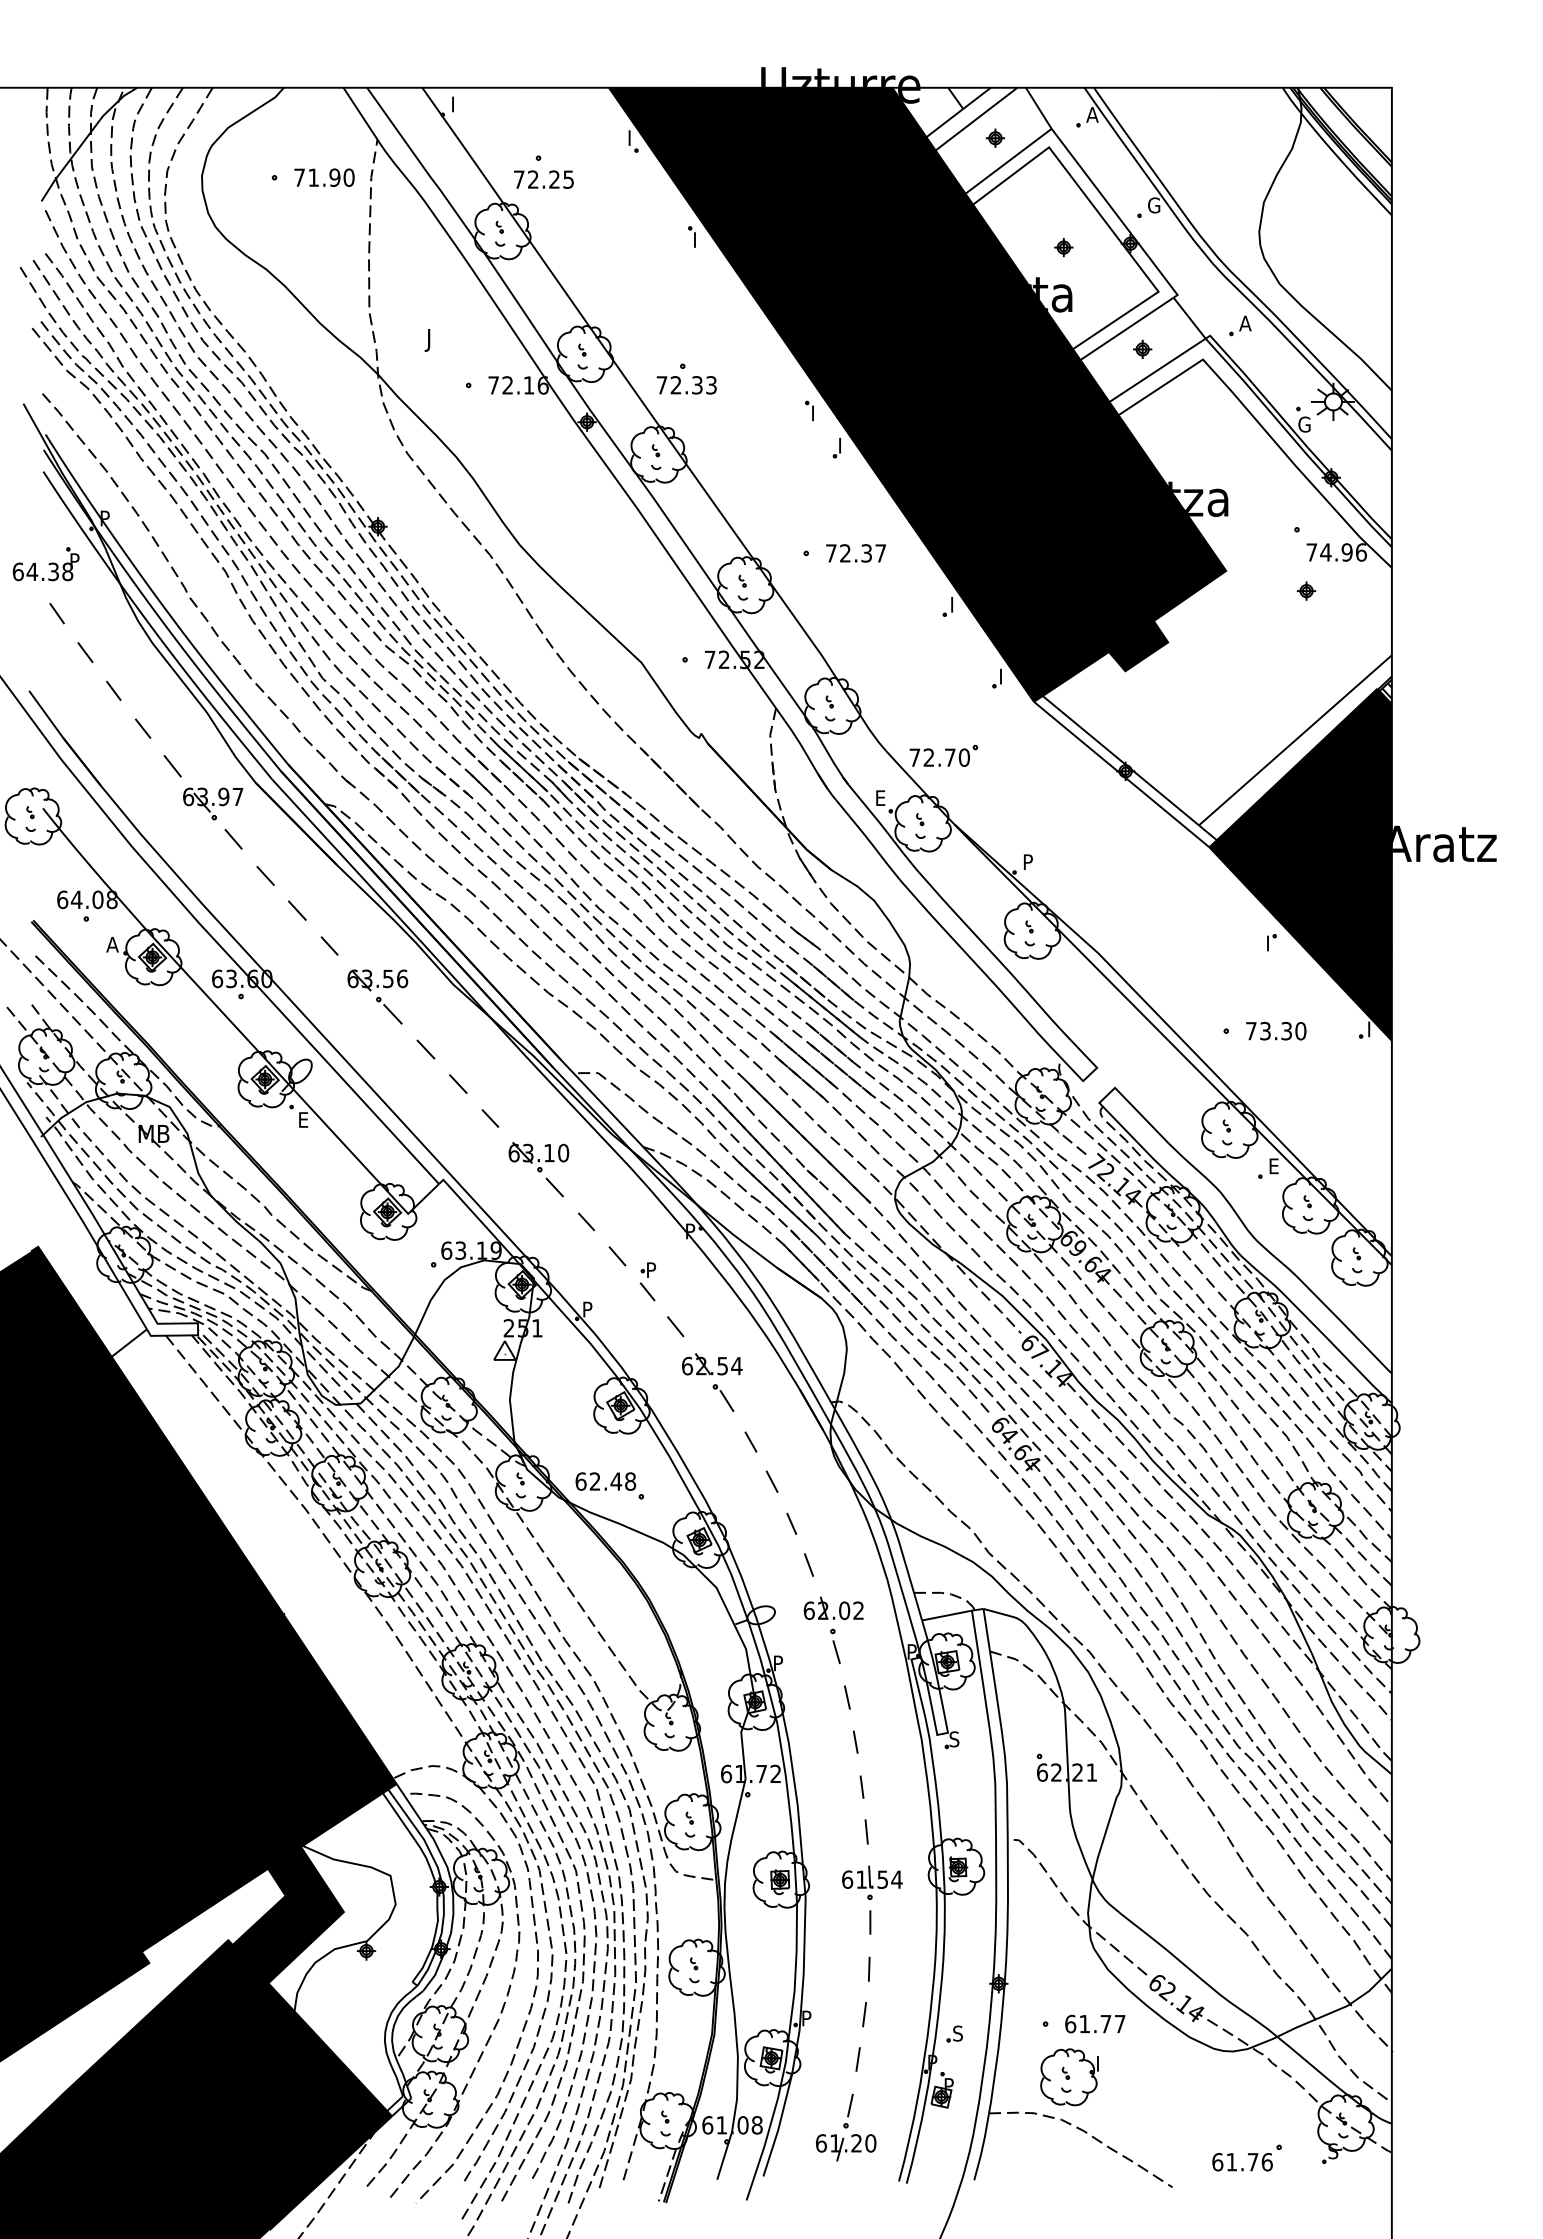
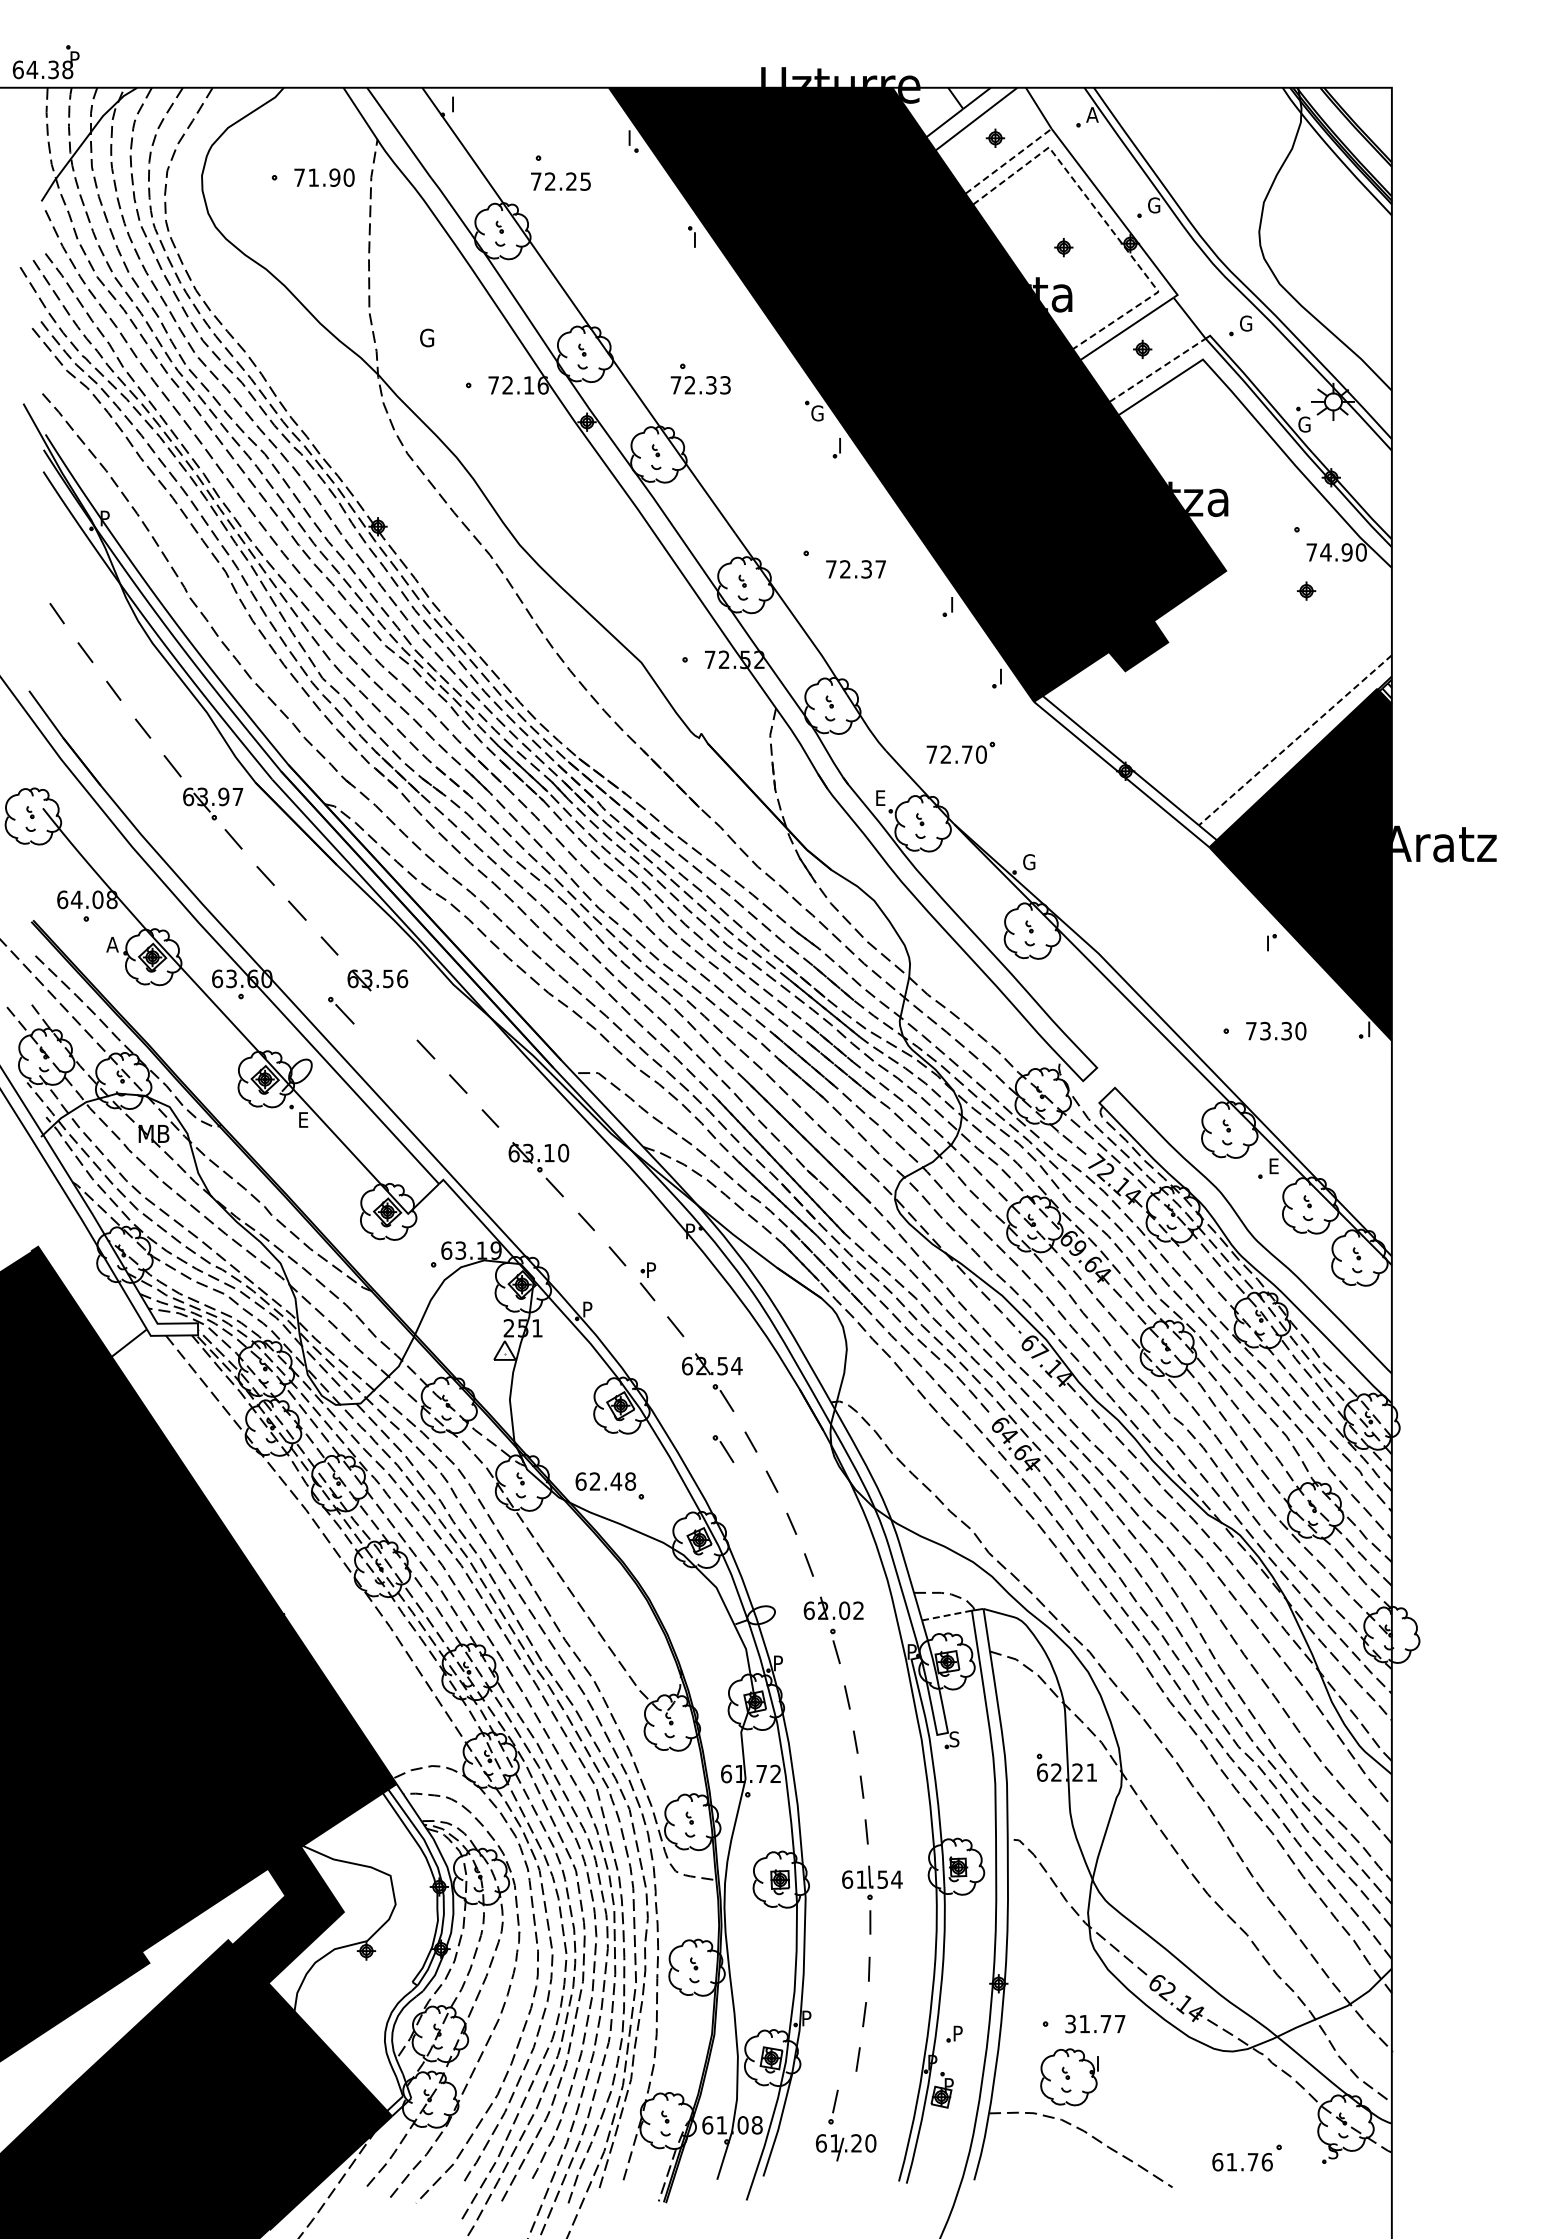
line: solid -> dashed (1008, 161)
text position: (543, 179) -> (560, 181) (560, 181)
line: solid -> dashed (1106, 222)
text: A -> G (1245, 323)
text: J -> G (427, 339)
line: solid -> dashed (1157, 370)
text position: (686, 385) -> (700, 385) (700, 385)
text: I -> G (817, 413)
text: 74.96 -> 74.90 (1360, 552)
text position: (855, 553) -> (855, 569) (855, 569)
part position: (45, 564) -> (45, 62) (45, 62)
line: solid -> dashed (1295, 740)
part position: (943, 755) -> (960, 752) (960, 752)
text: P -> G (1029, 862)
part position: (389, 1010) -> (341, 1010) (341, 1010)
part: none -> present (723, 1448)
line: solid -> dashed (947, 1615)
text: 61.77 -> 31.77 (1070, 2023)
text: S -> P (957, 2033)
part position: (848, 2110) -> (833, 2106) (833, 2106)
